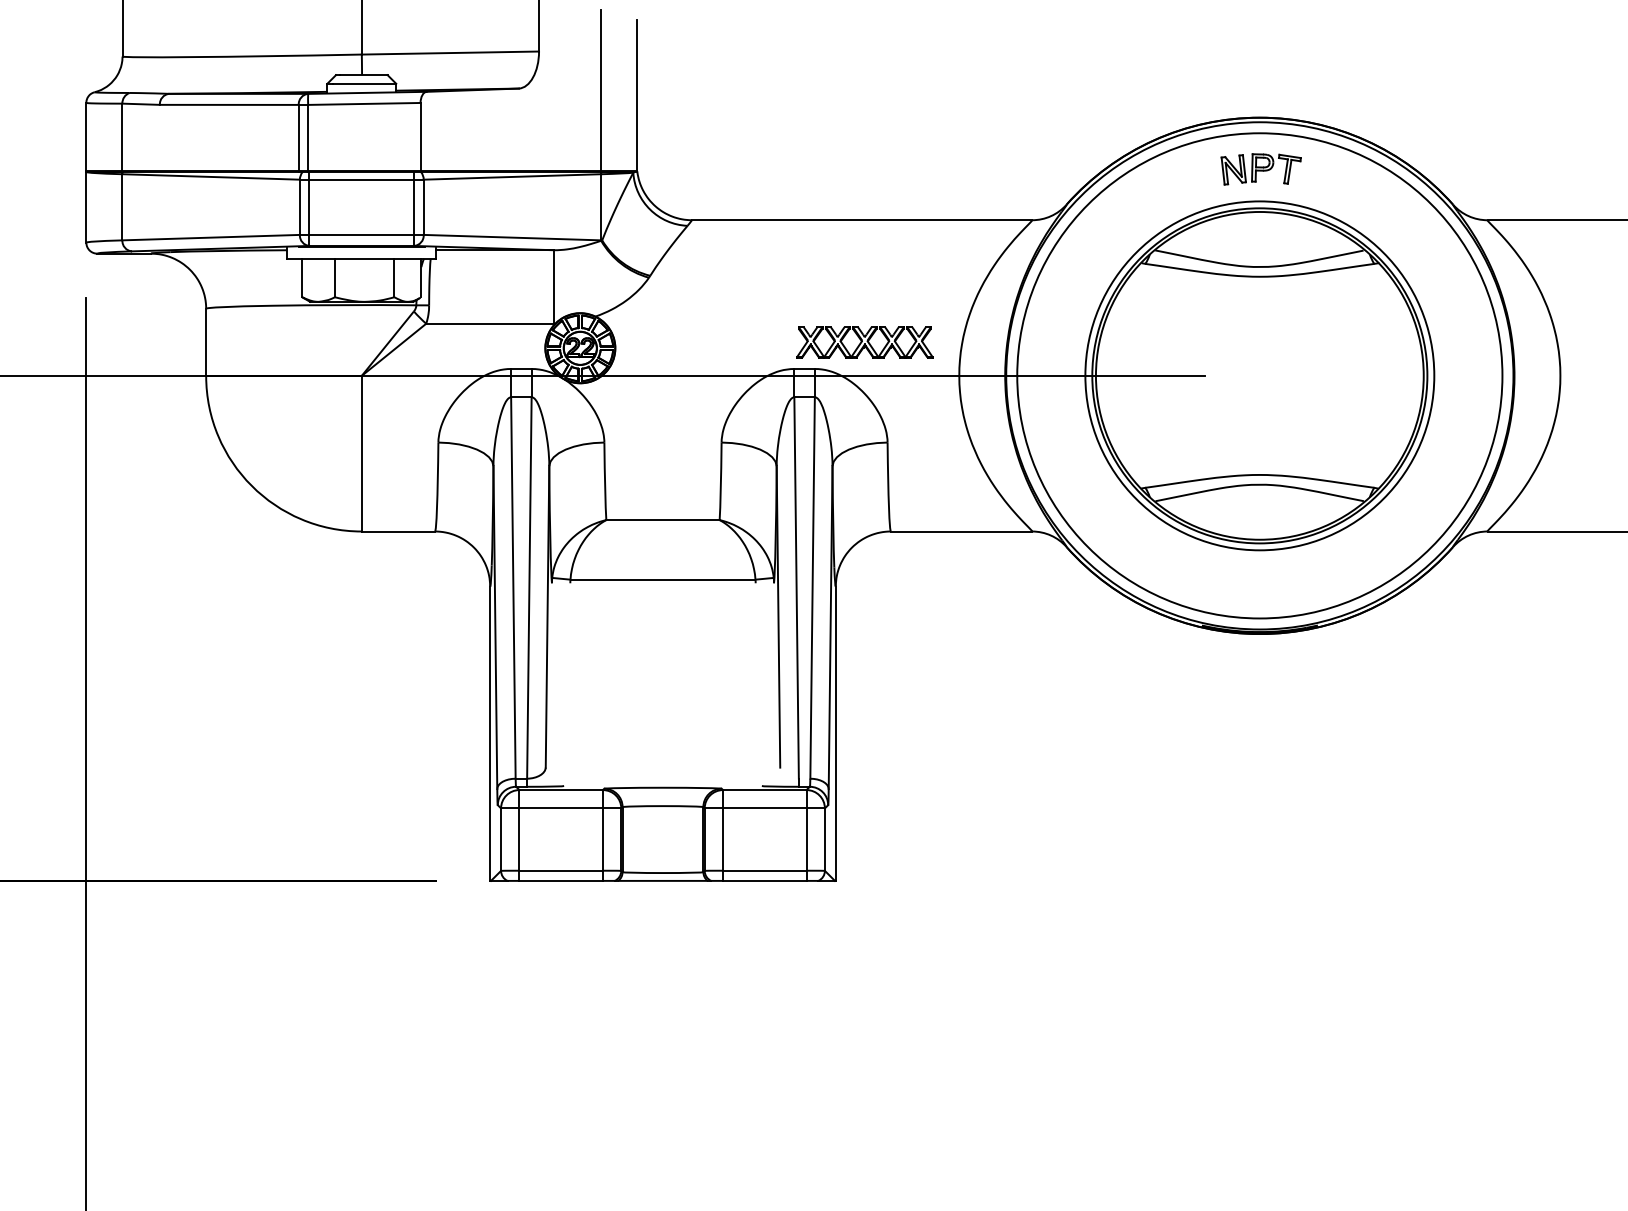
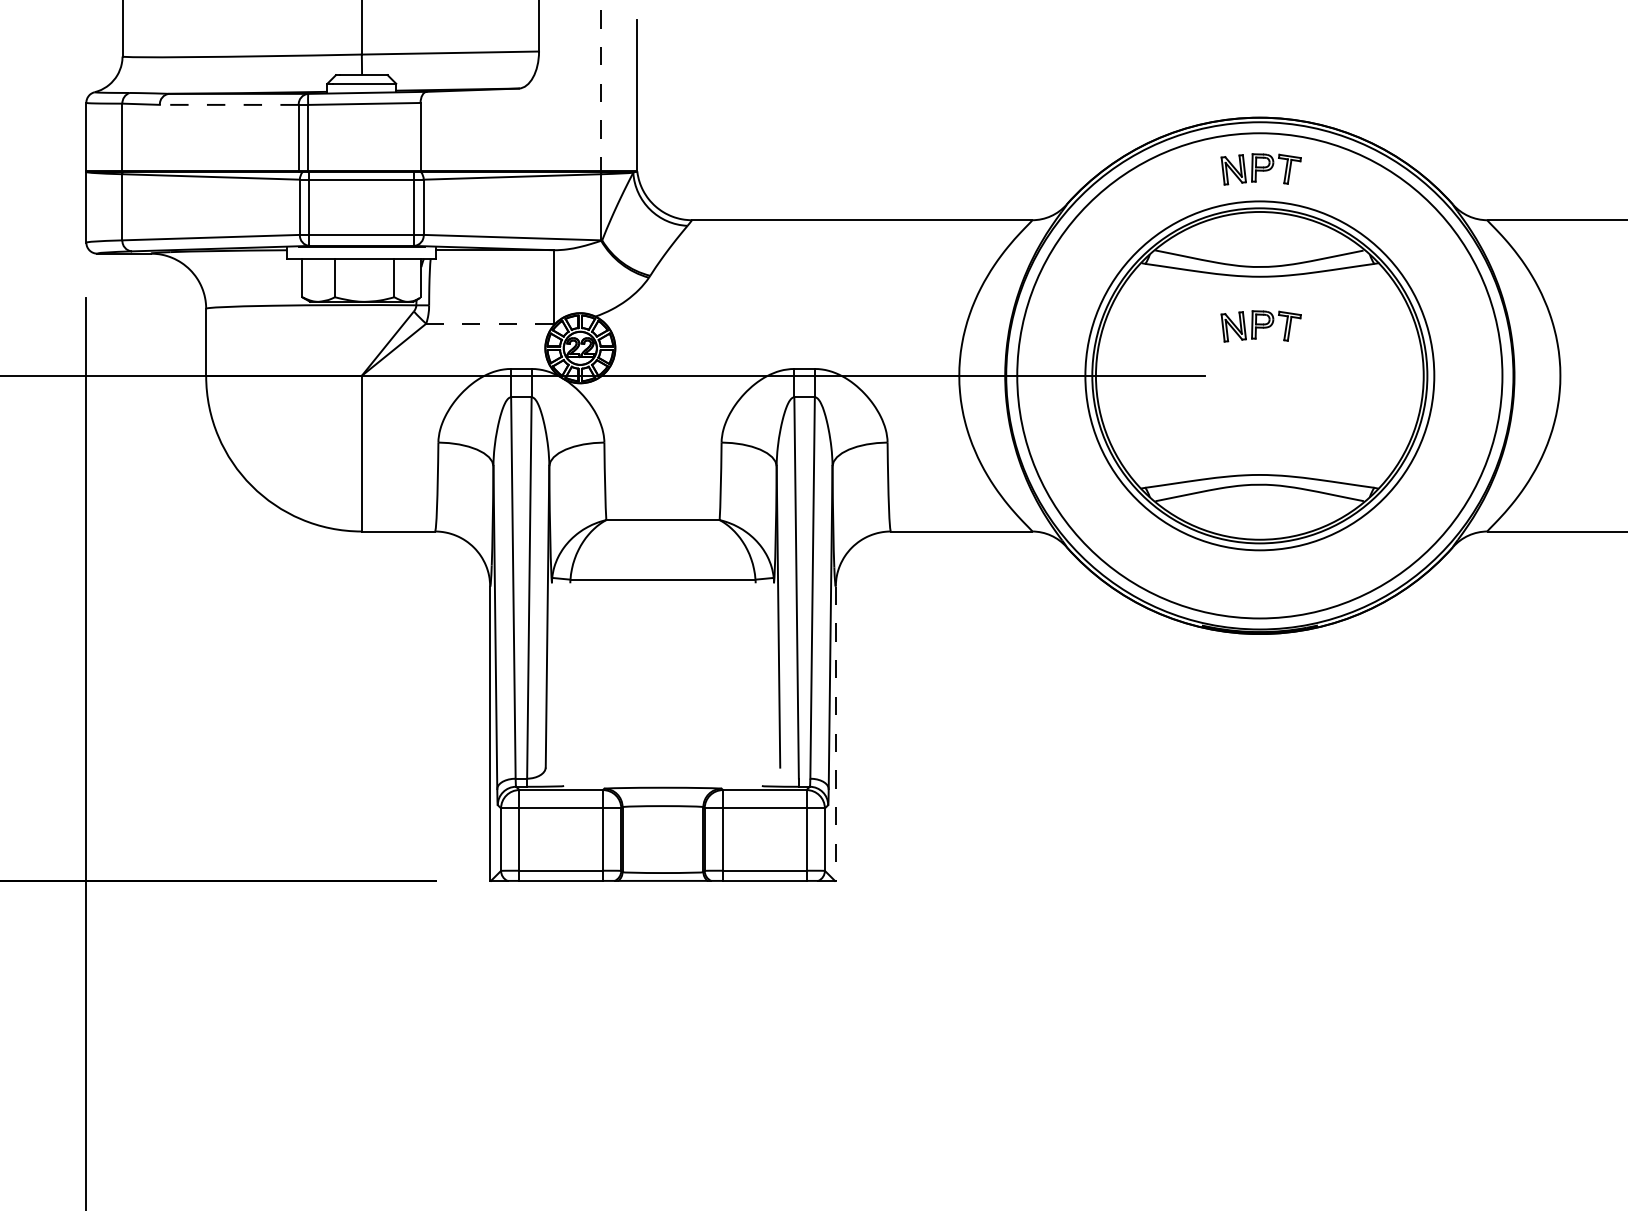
line: solid -> dashed (601, 91)
line: solid -> dashed (228, 104)
line: solid -> dashed (489, 323)
part: none -> present (1260, 326)
part: present -> none (864, 342)
line: solid -> dashed (835, 734)
